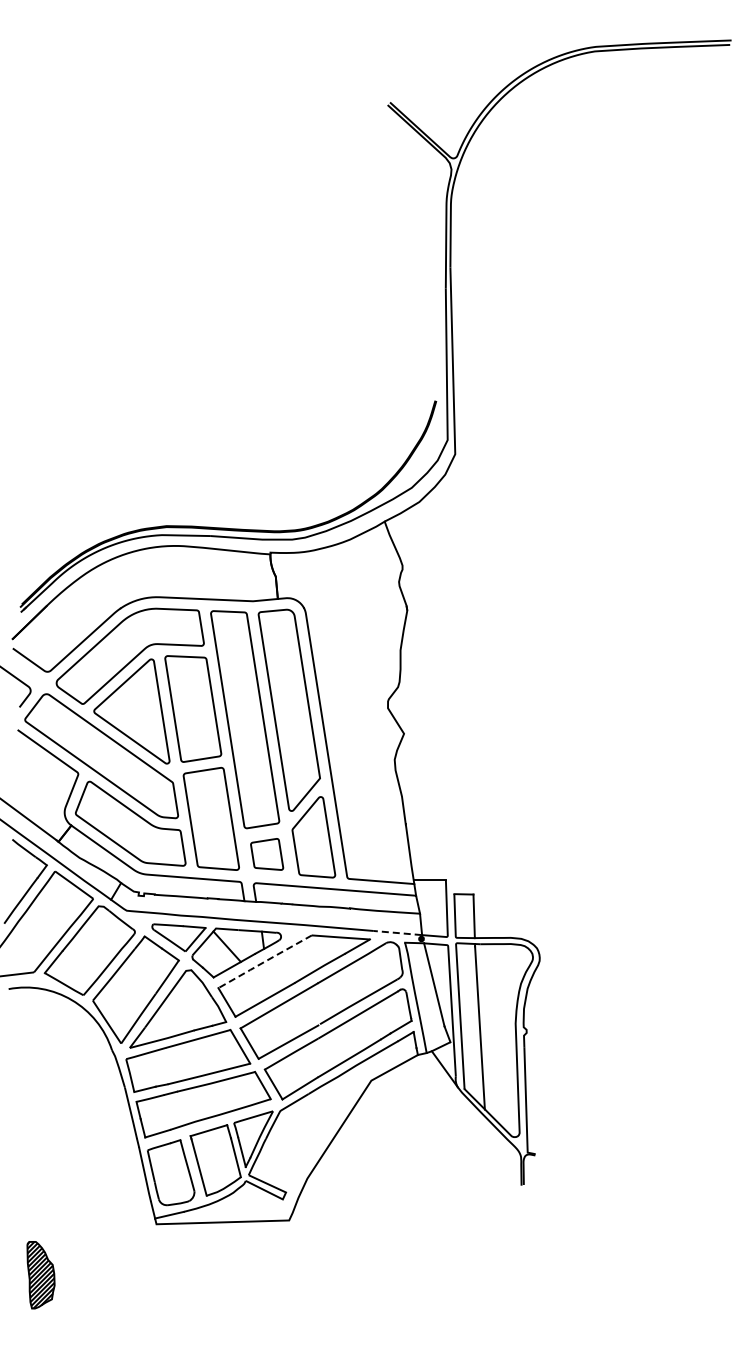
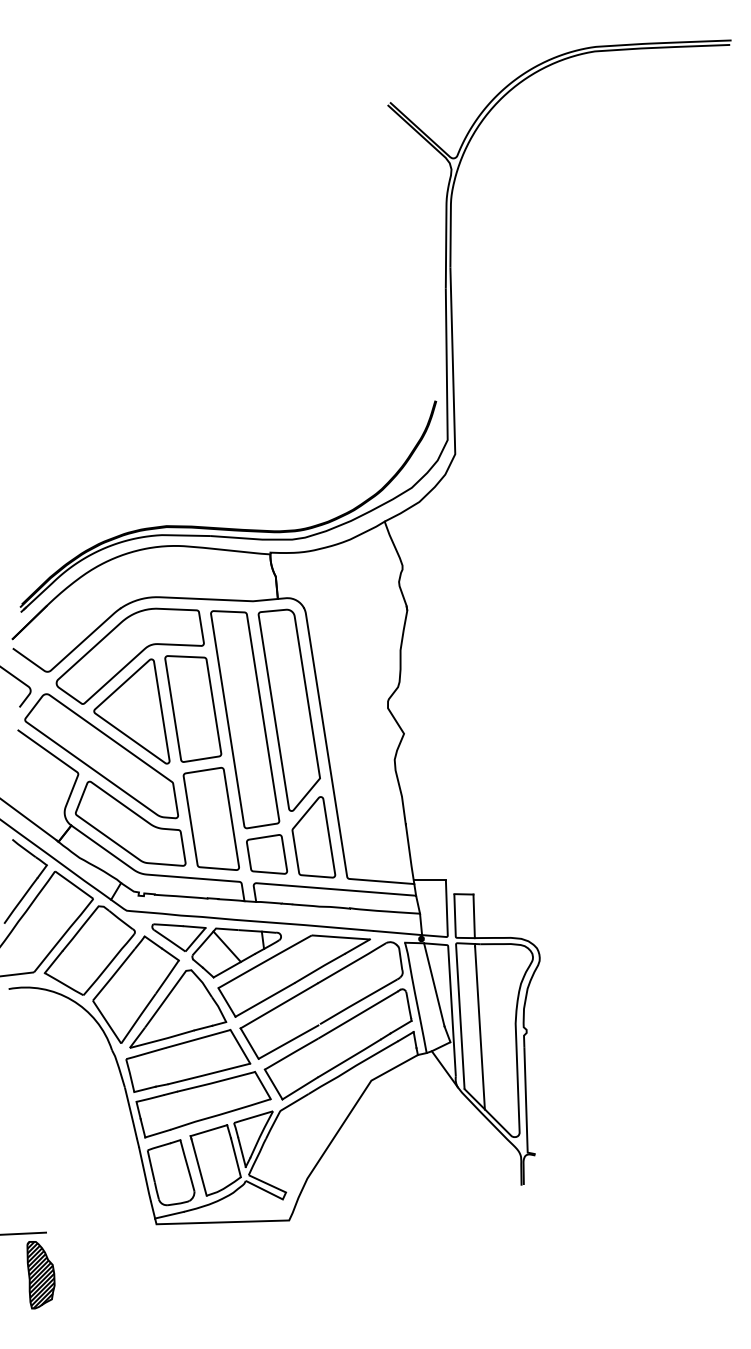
part size: 35x33 px -> 43x41 px (267, 854)
line: dashed -> solid (397, 932)
line: dashed -> solid (264, 961)
line: none -> present (24, 1233)
